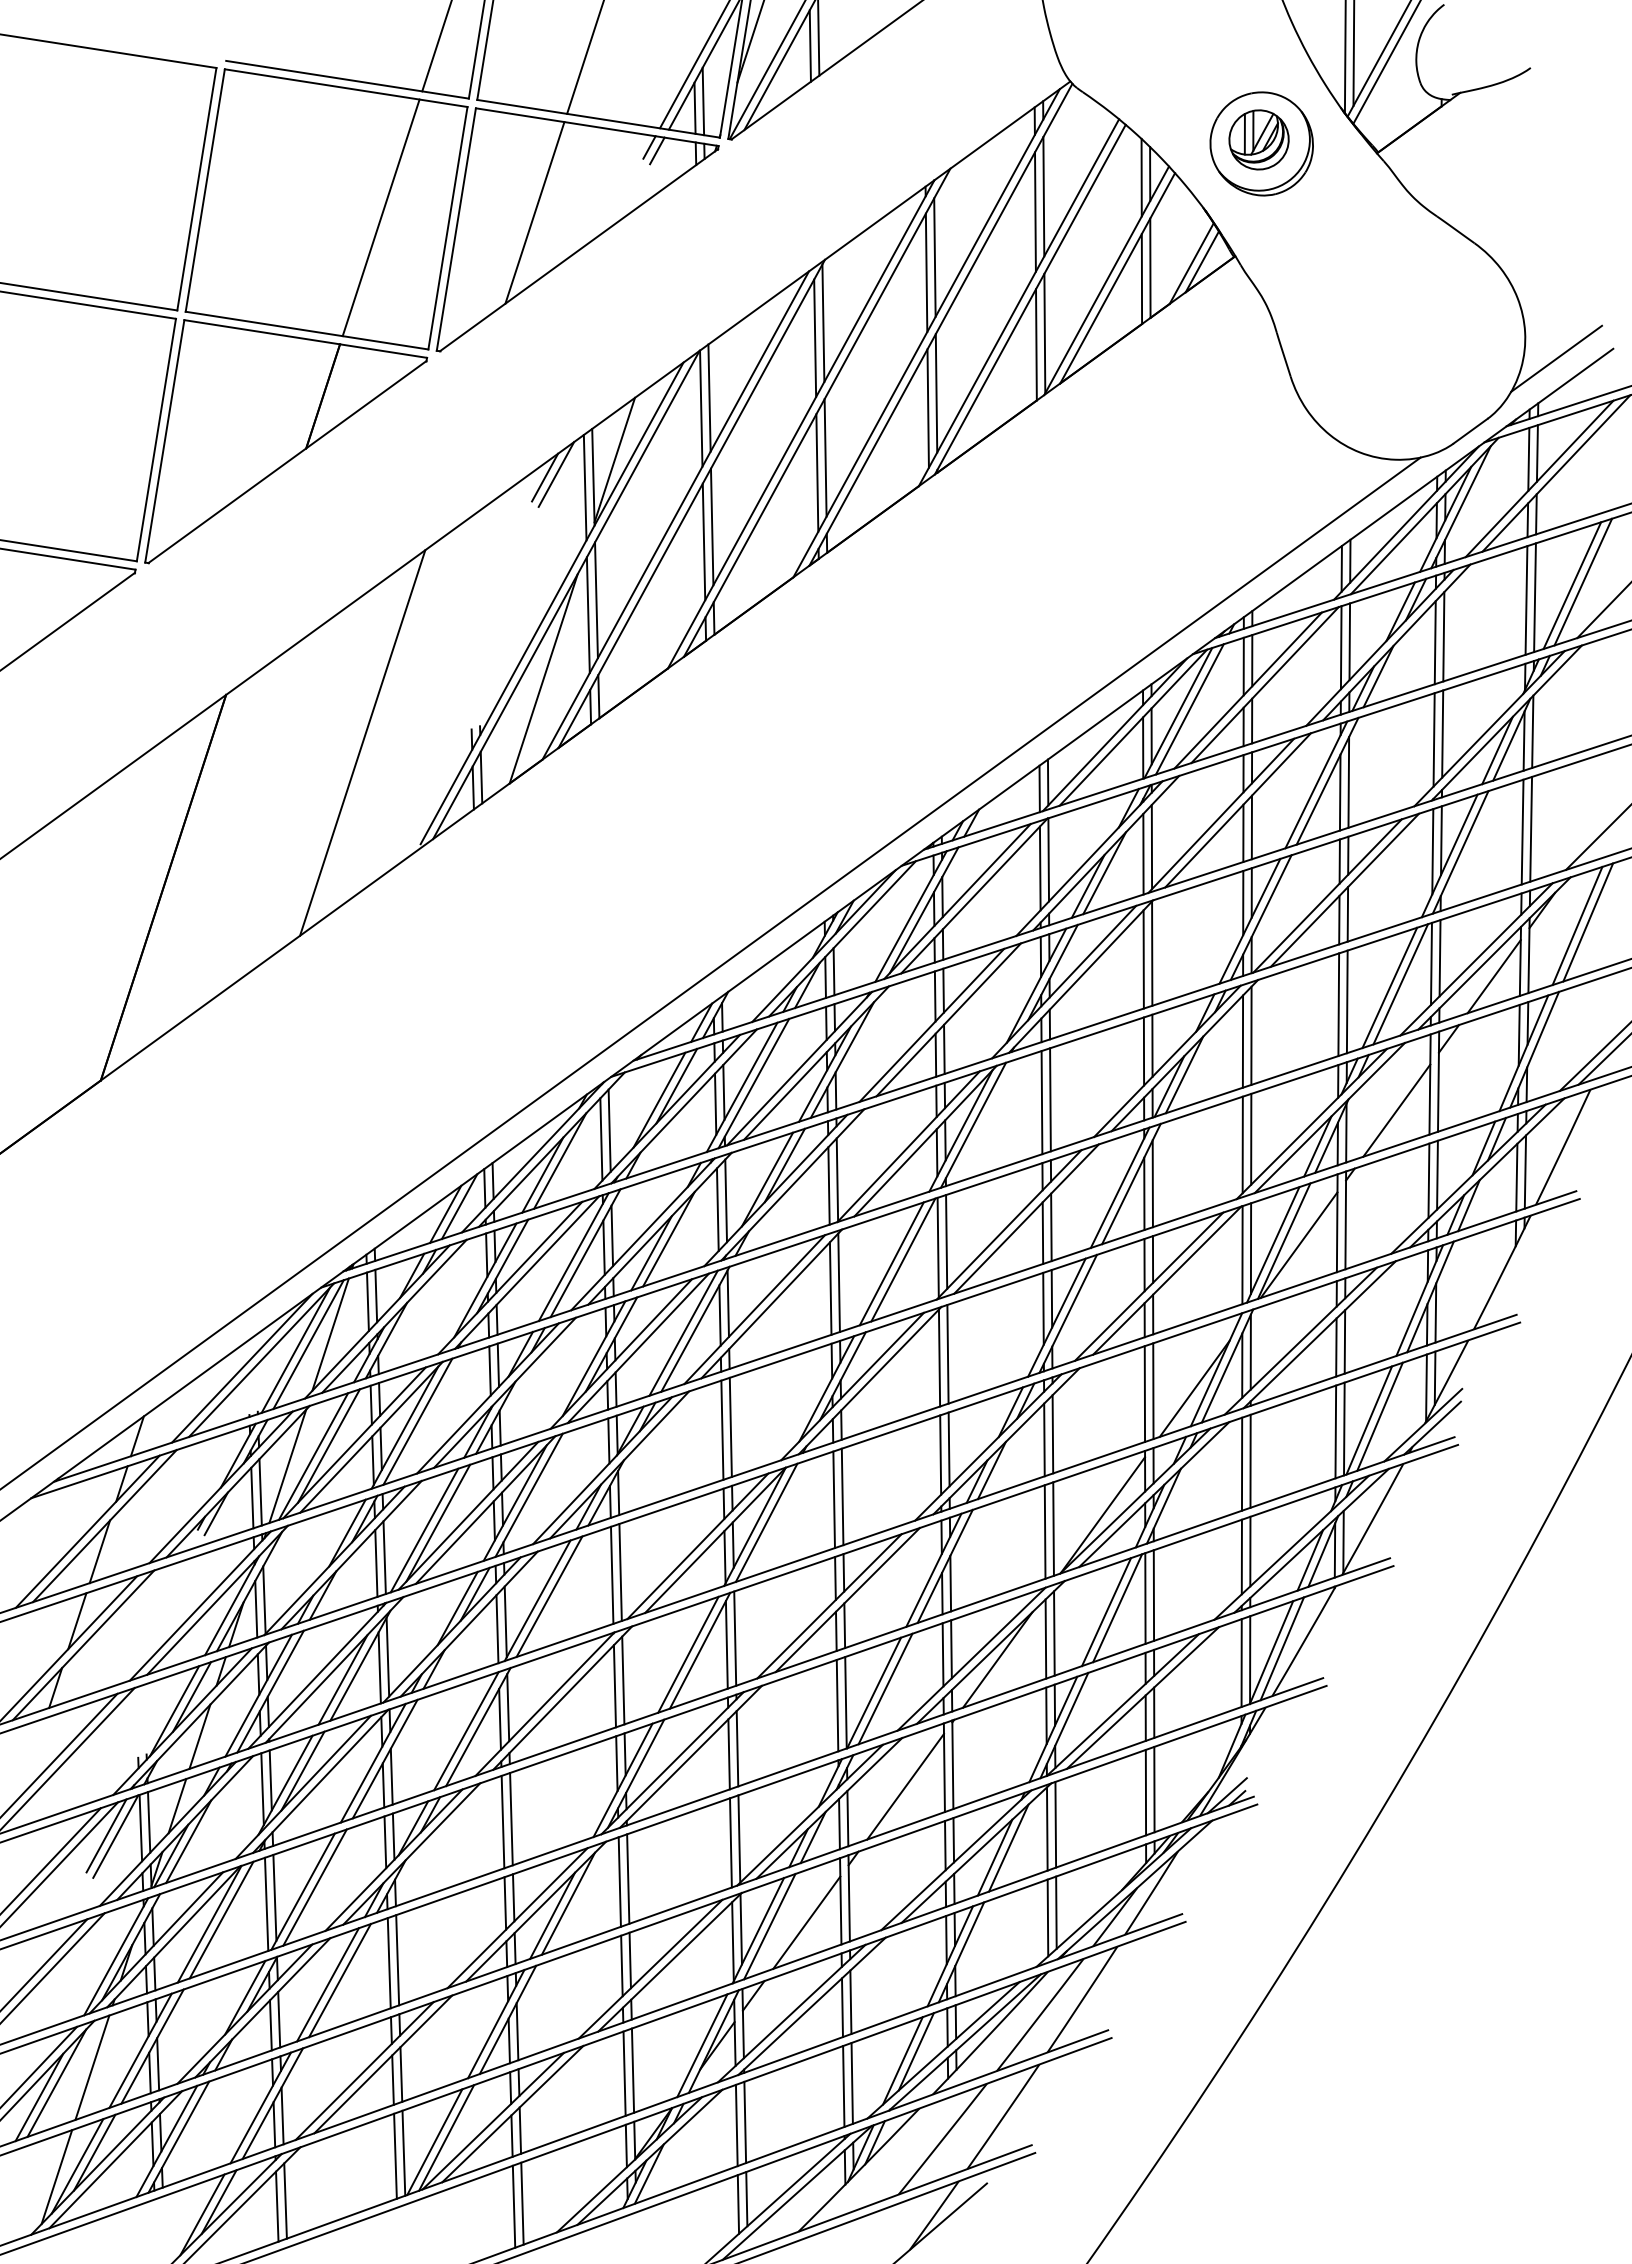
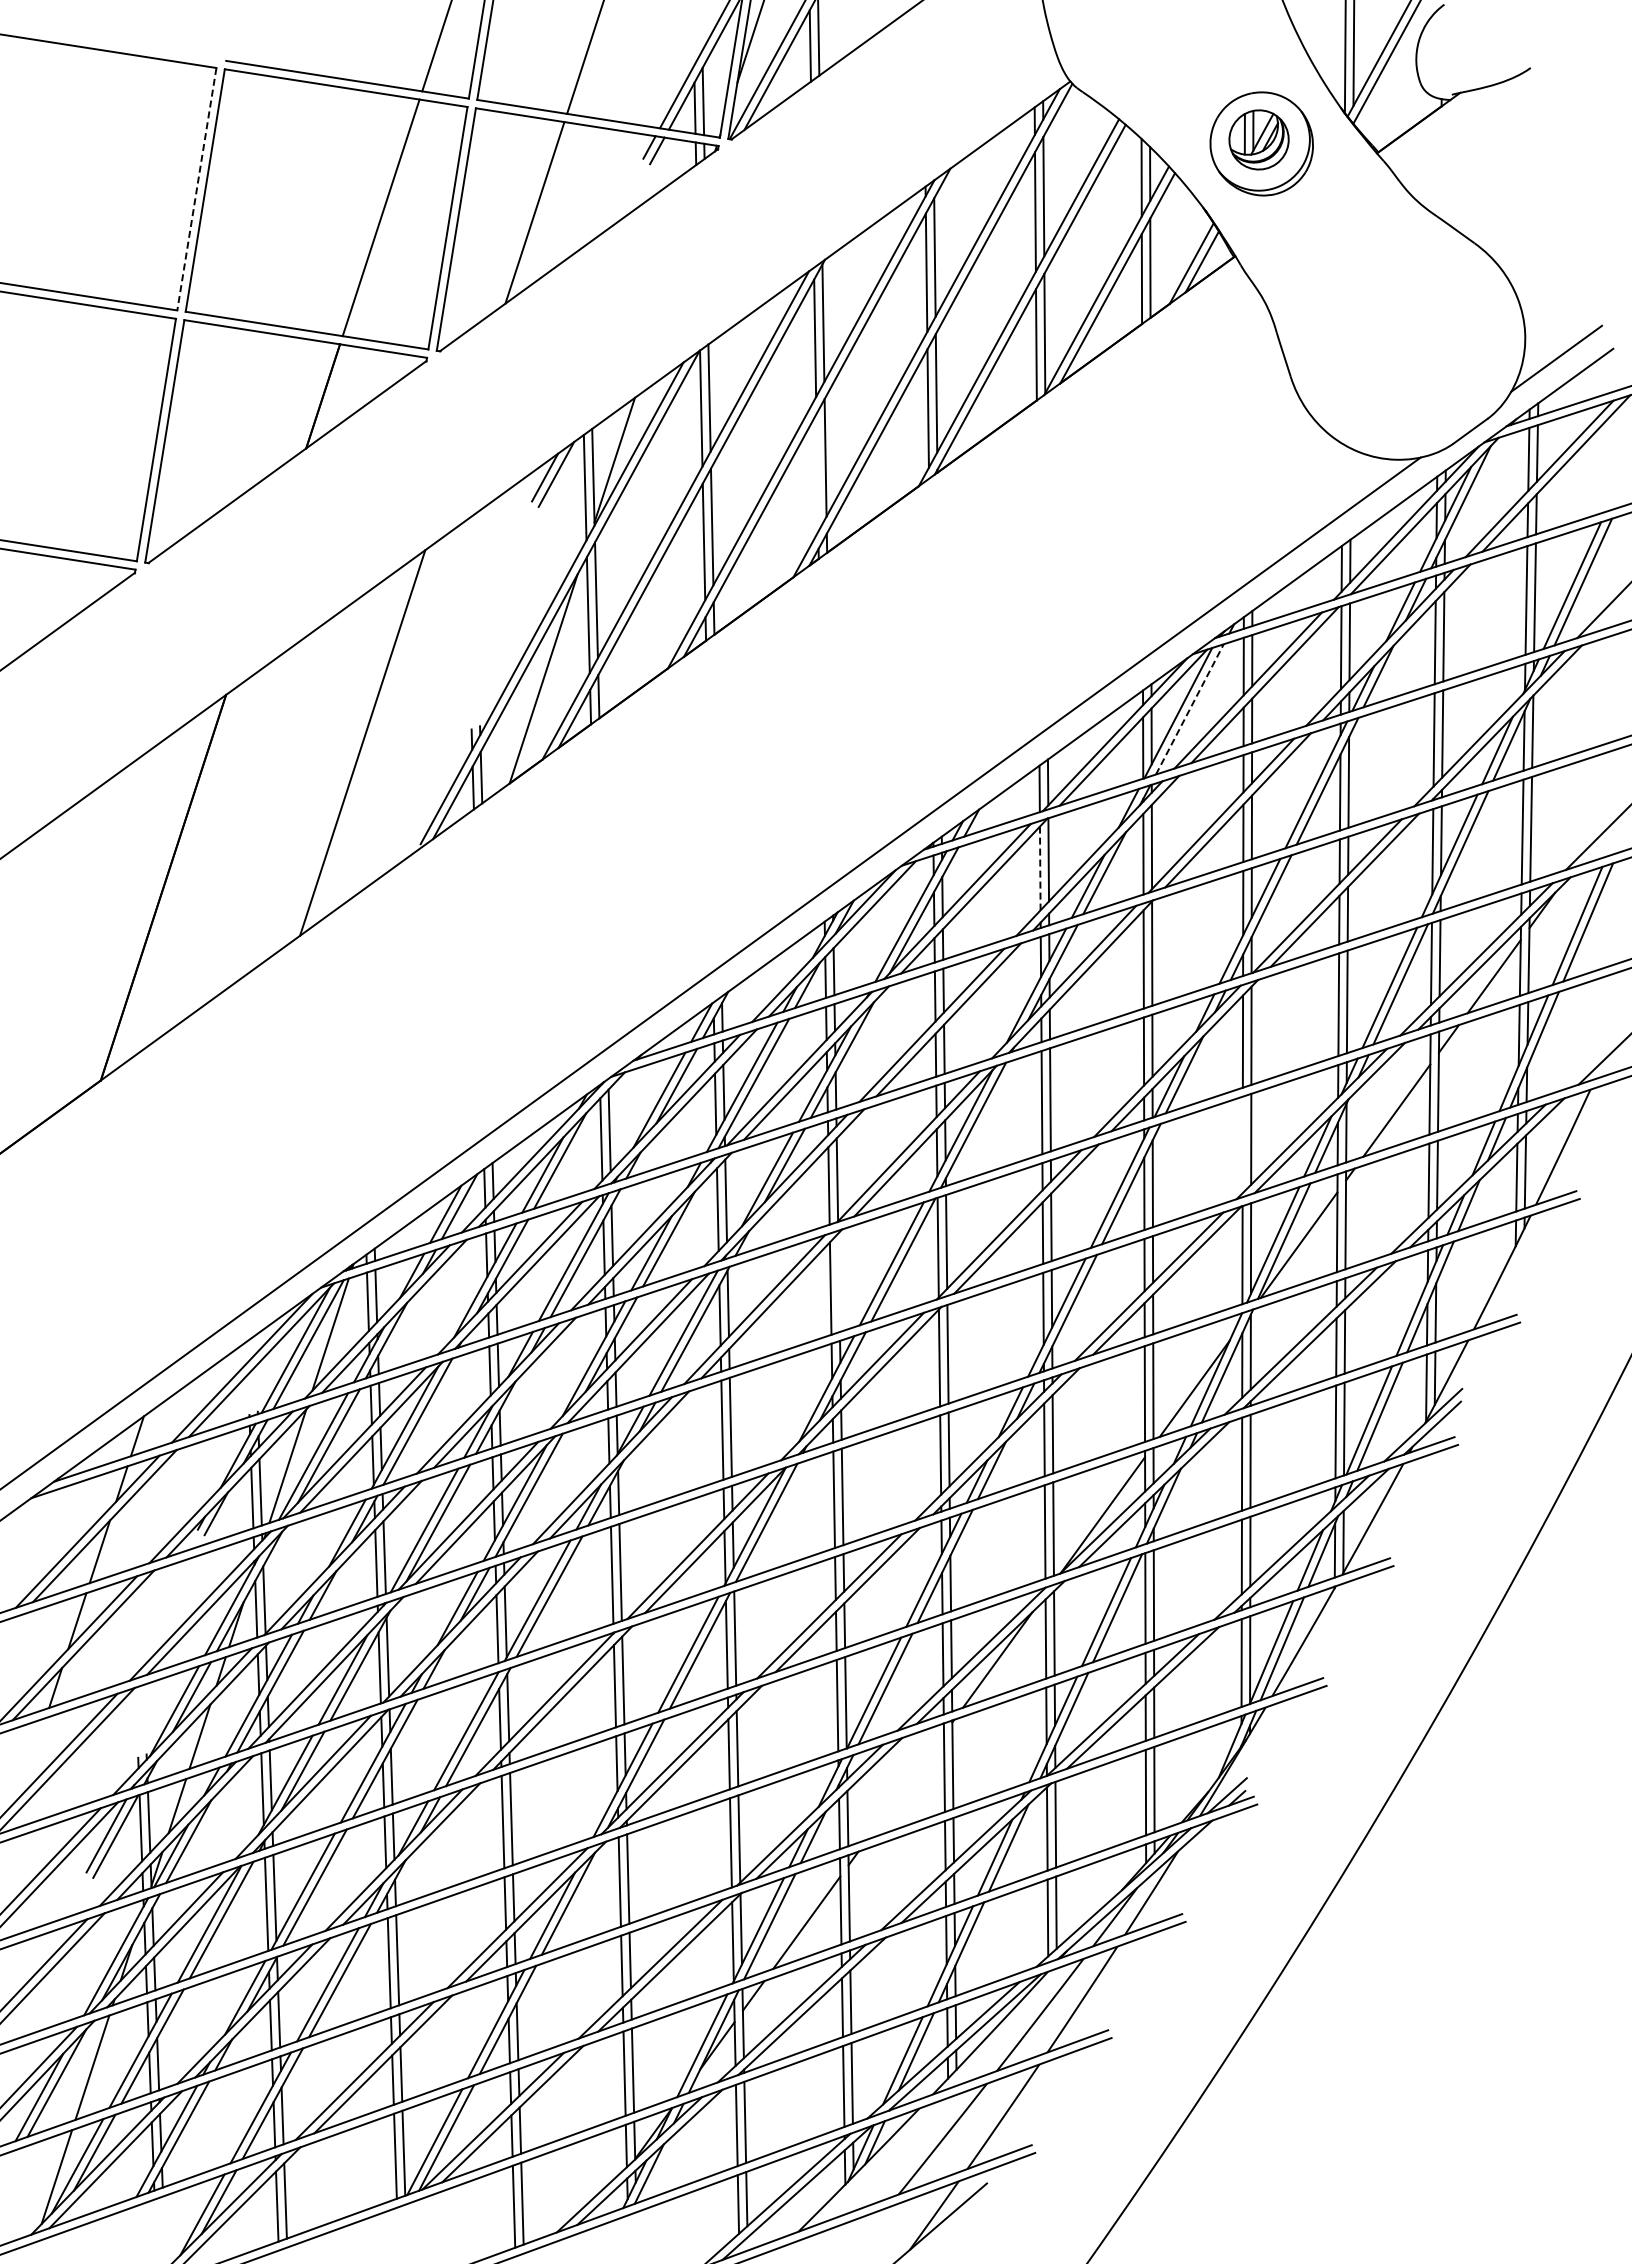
line: solid -> dashed (196, 189)
line: present -> none (817, 472)
line: solid -> dashed (1190, 708)
line: solid -> dashed (1040, 868)
line: present -> none (1593, 1057)
line: present -> none (1242, 1144)
line: present -> none (838, 1282)
line: present -> none (905, 1786)
